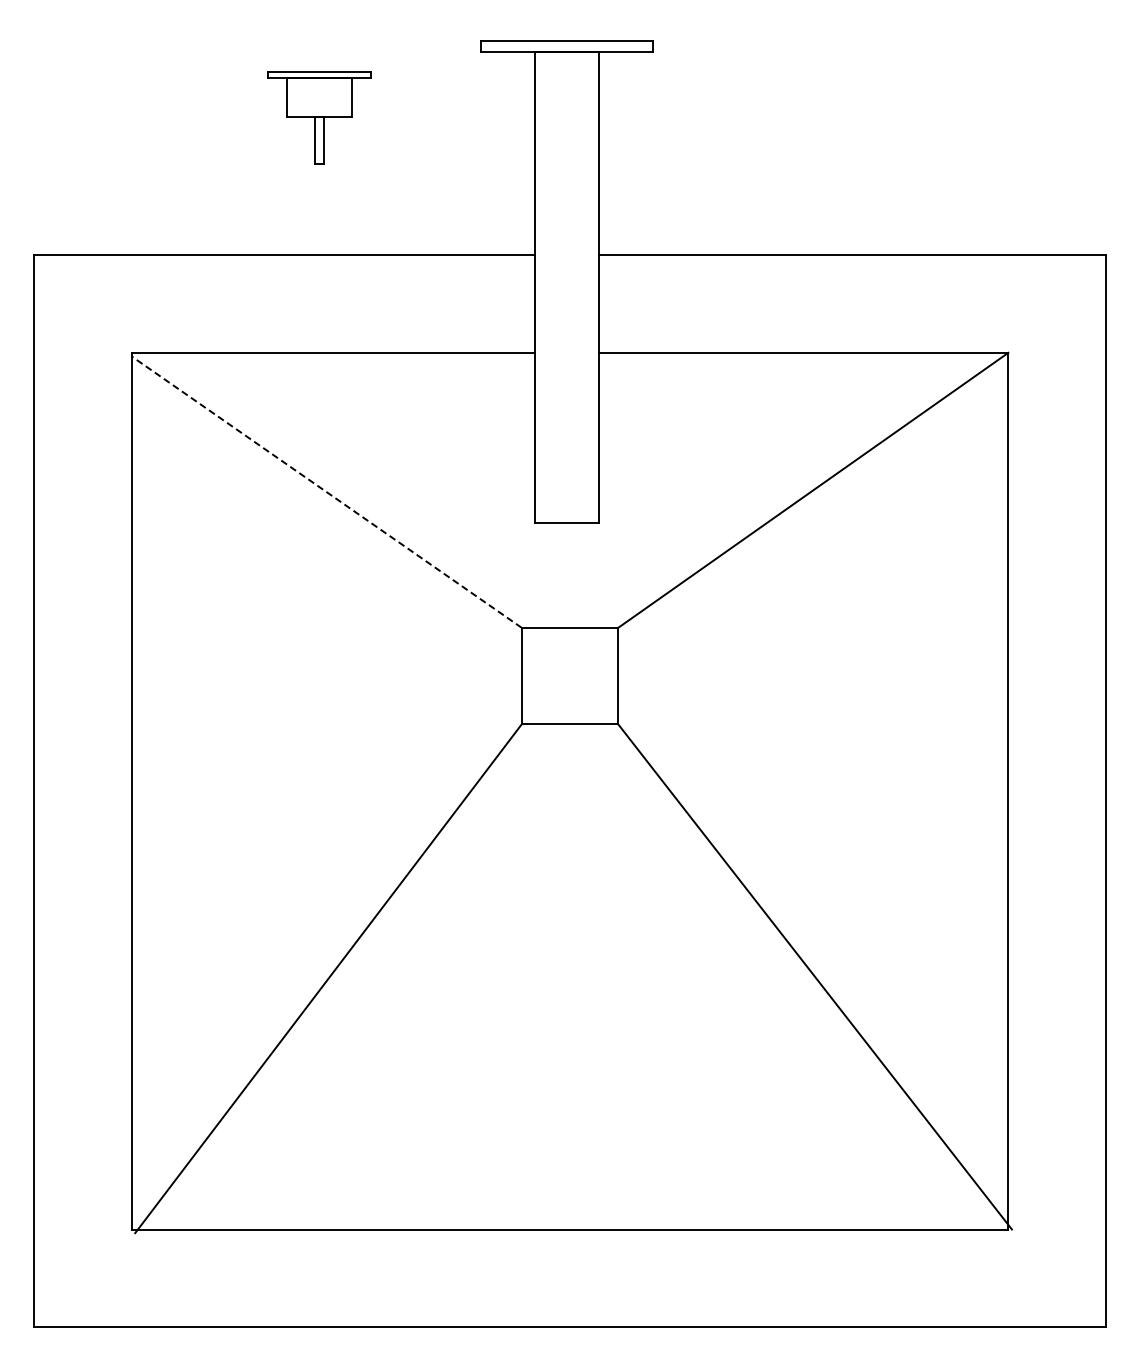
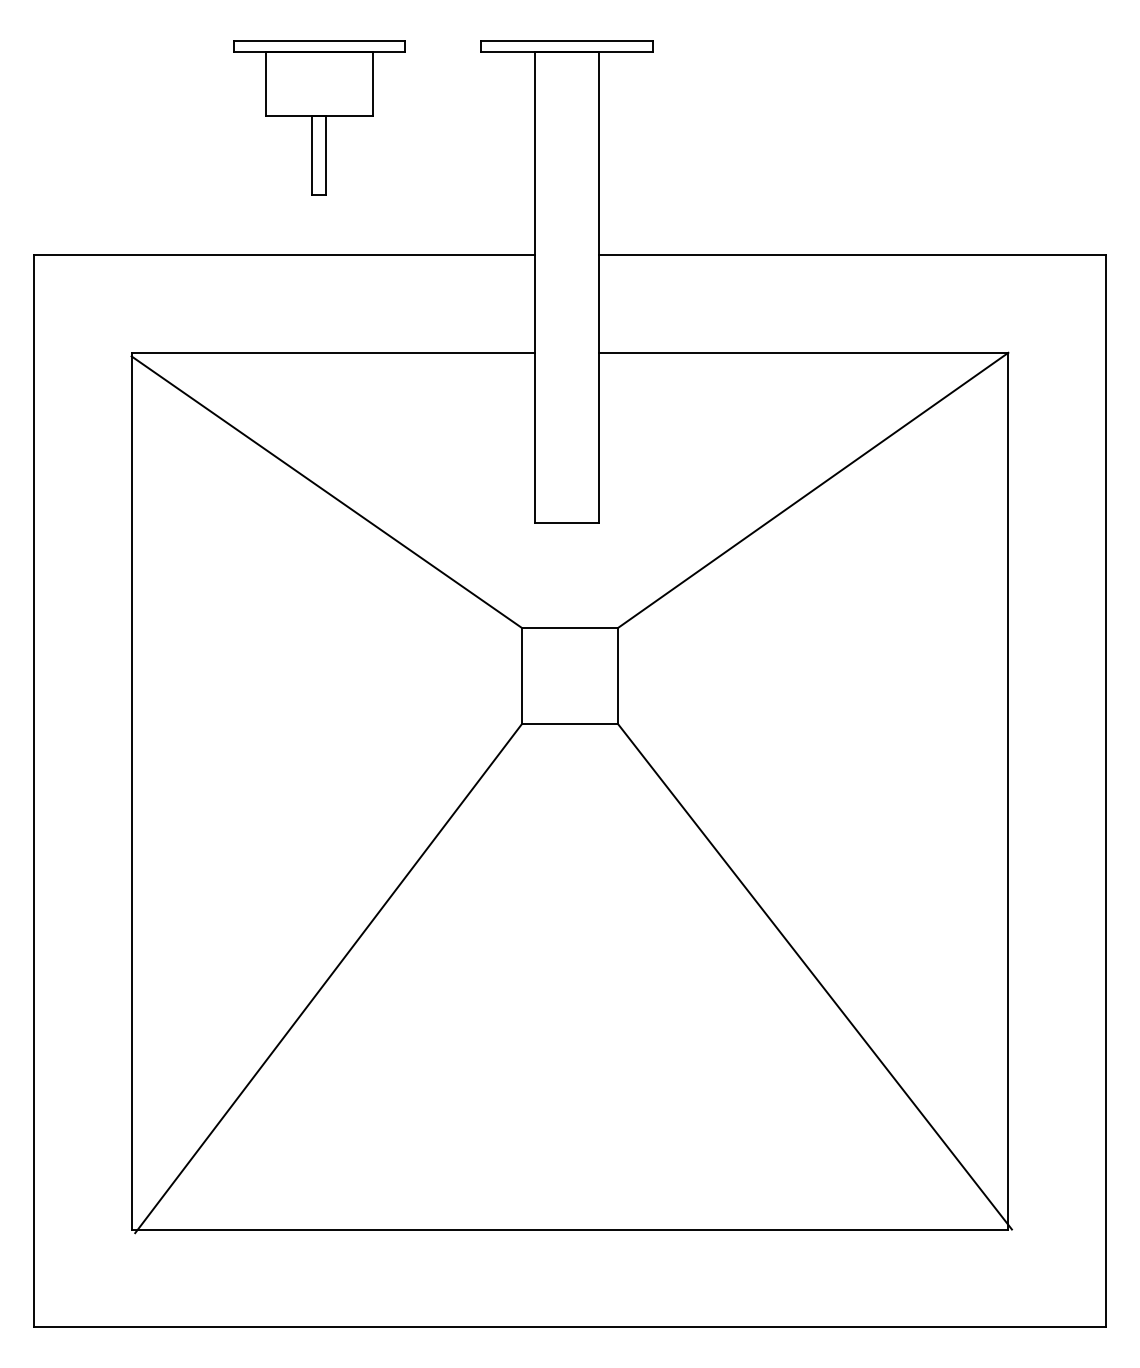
part size: 105x94 px -> 173x156 px (319, 117)
line: dashed -> solid (326, 492)
